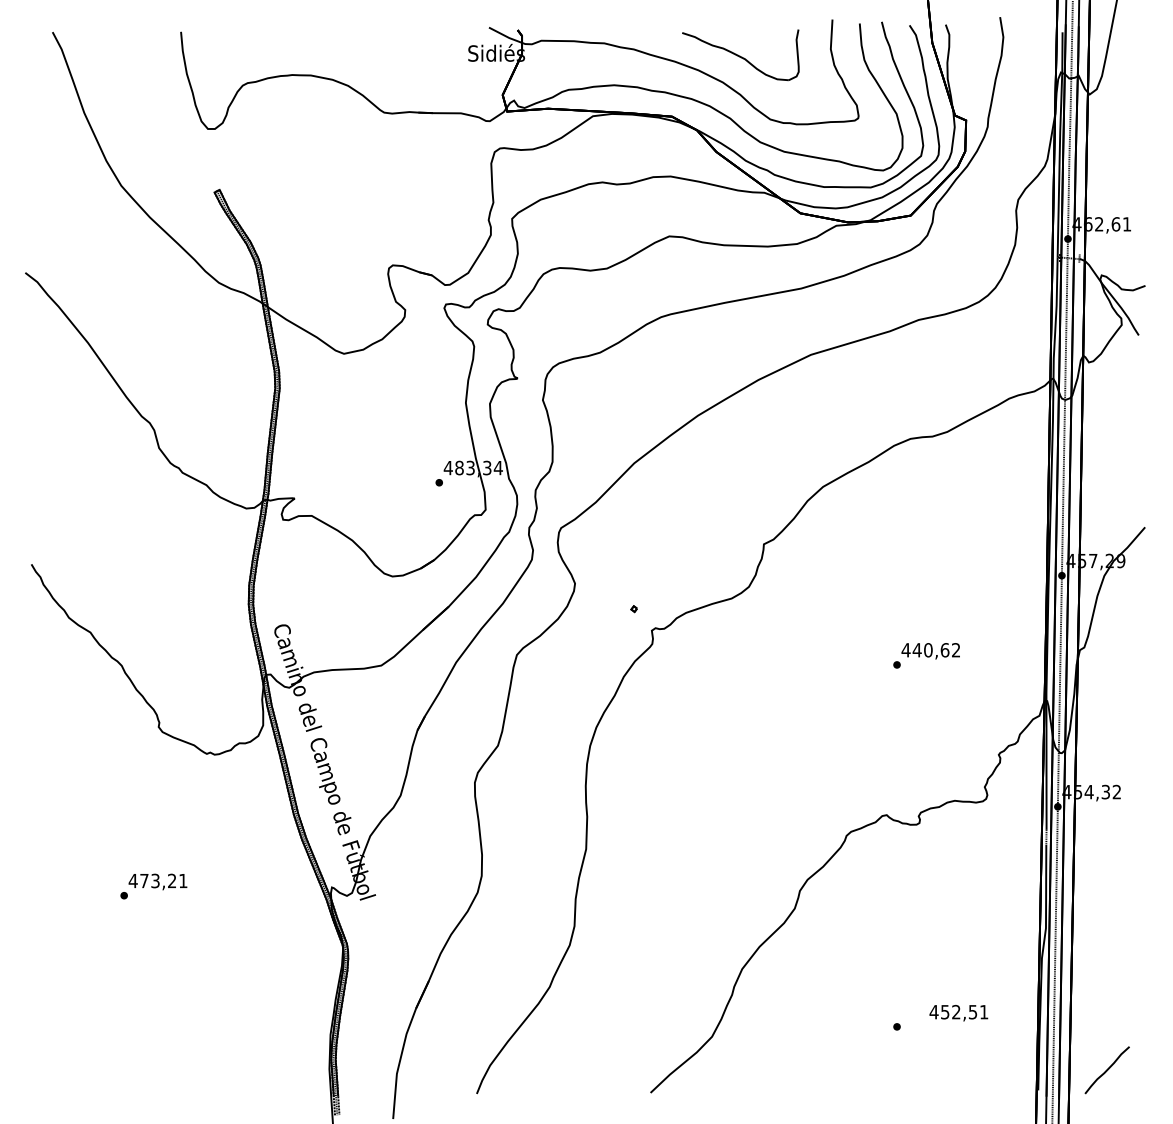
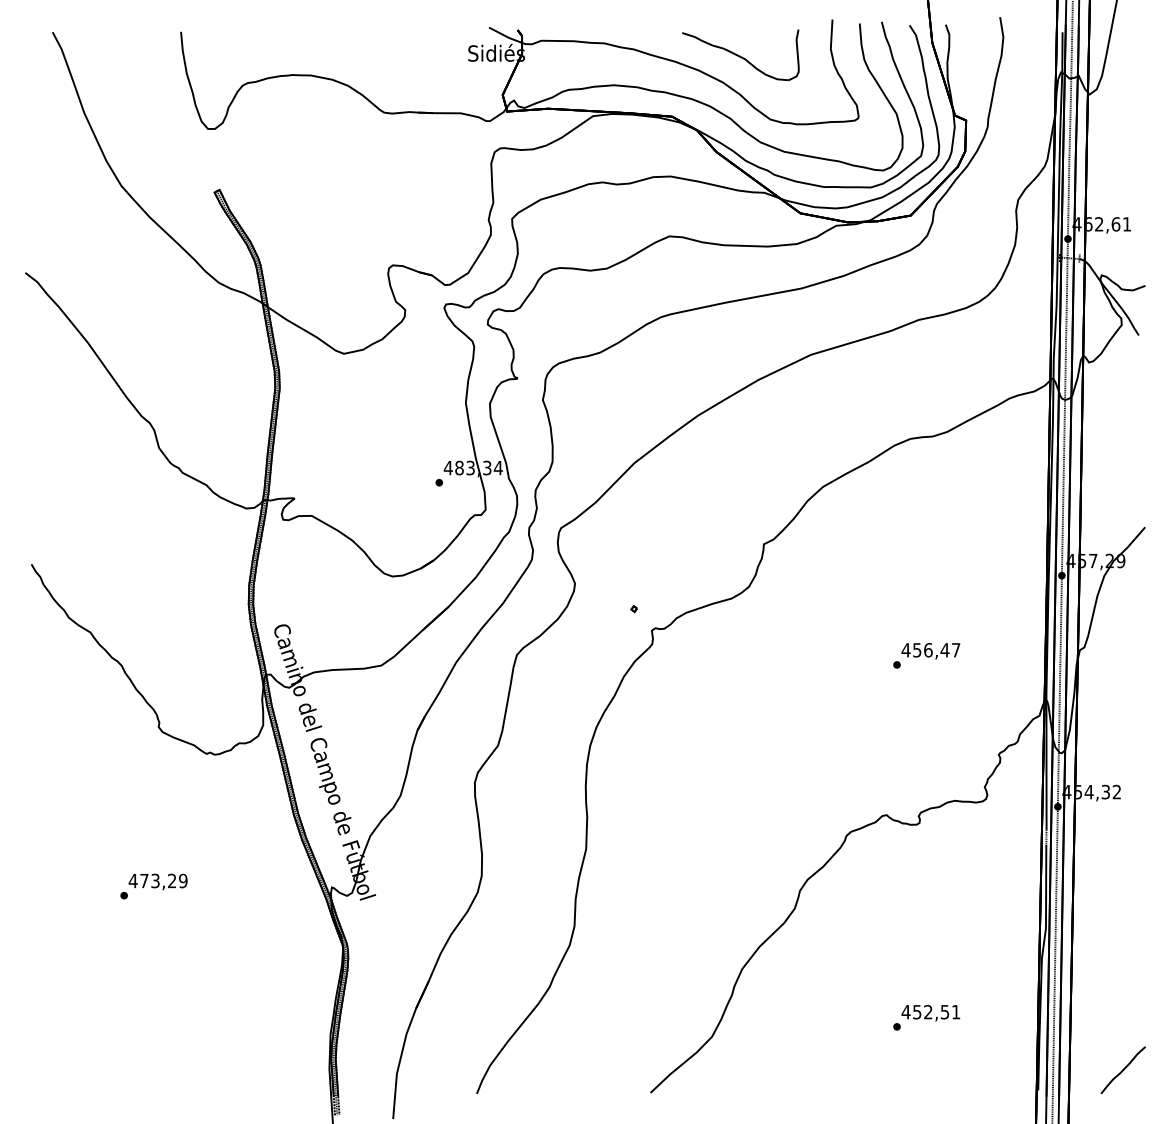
text: 440,62 -> 456,47 (936, 650)
text: 473,21 -> 473,29 (183, 880)
text position: (958, 1013) -> (930, 1013) (930, 1013)
curve position: (1106, 1070) -> (1122, 1070) (1122, 1070)
